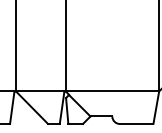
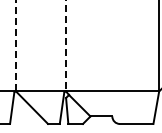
line: solid -> dashed (15, 45)
line: solid -> dashed (65, 46)
